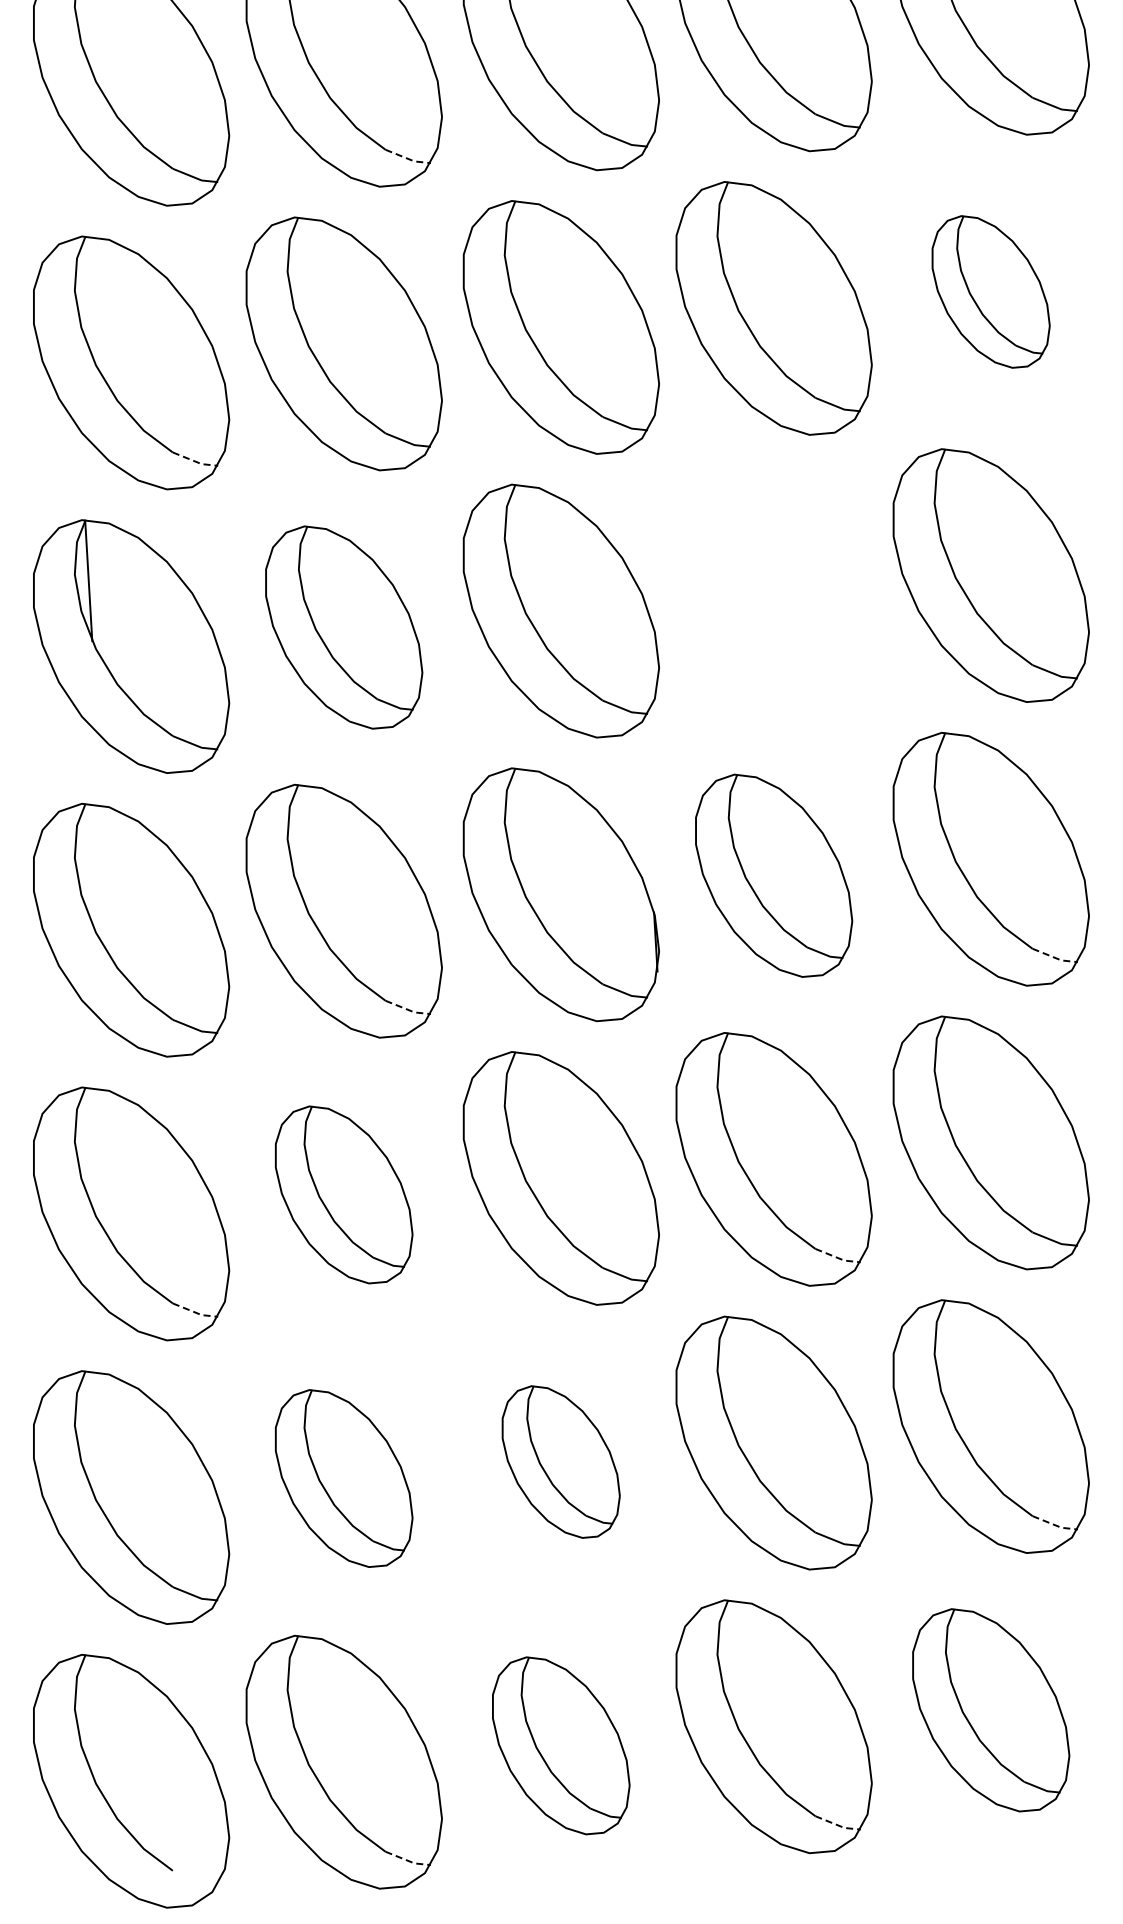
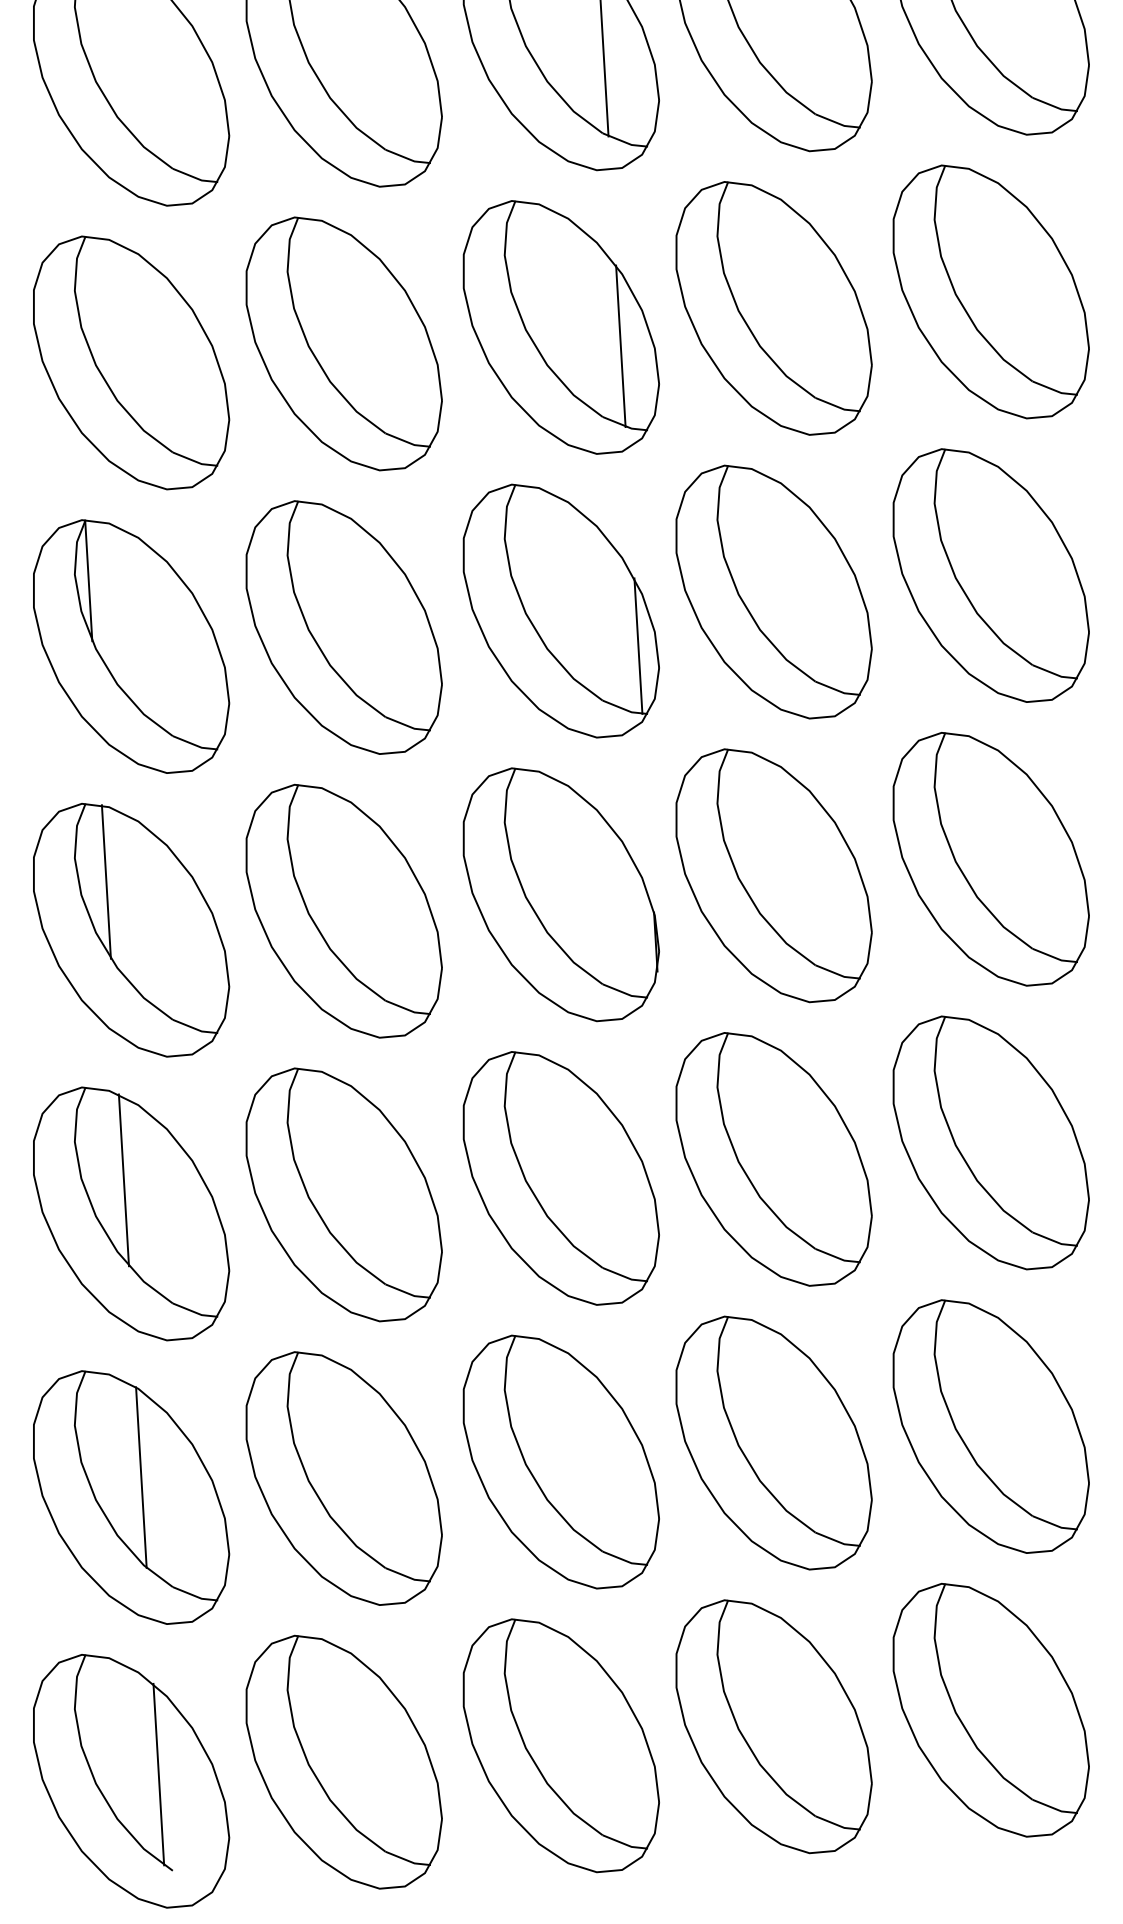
line: none -> present (604, 69)
line: dashed -> solid (408, 158)
part size: 120x154 px -> 198x256 px (990, 291)
line: none -> present (620, 346)
line: dashed -> solid (195, 461)
part: none -> present (773, 591)
part size: 159x205 px -> 198x255 px (343, 627)
line: none -> present (638, 645)
part size: 159x205 px -> 198x256 px (773, 875)
line: none -> present (105, 881)
line: dashed -> solid (1055, 957)
line: dashed -> solid (408, 1009)
line: none -> present (123, 1180)
part size: 139x180 px -> 198x256 px (343, 1194)
line: dashed -> solid (838, 1258)
line: dashed -> solid (195, 1312)
part size: 120x154 px -> 198x256 px (560, 1461)
line: none -> present (141, 1477)
part size: 139x179 px -> 198x255 px (343, 1478)
line: dashed -> solid (1055, 1525)
part size: 159x205 px -> 198x255 px (990, 1710)
part size: 139x180 px -> 198x256 px (560, 1745)
line: none -> present (158, 1774)
line: dashed -> solid (838, 1825)
line: dashed -> solid (408, 1860)
